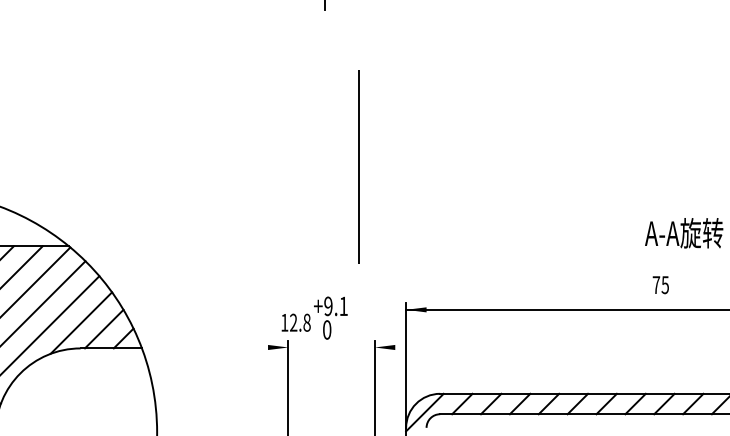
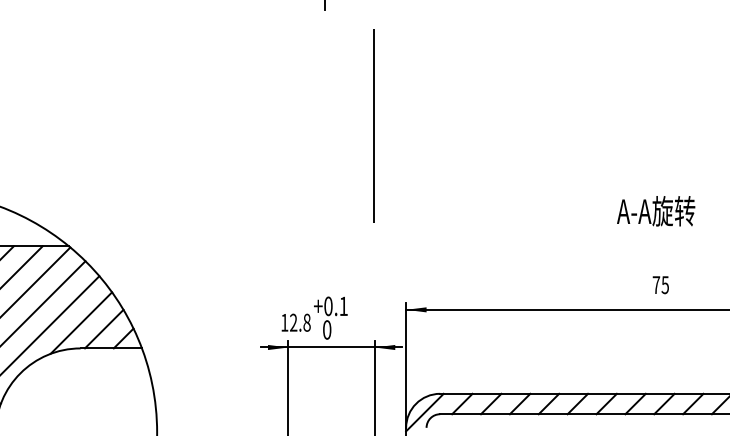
line position: (358, 166) -> (373, 125) (373, 125)
text position: (684, 233) -> (656, 211) (656, 211)
text: +9.1 -> +0.1 (328, 306)
line: none -> present (331, 347)
